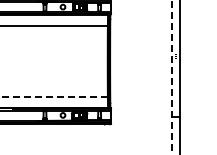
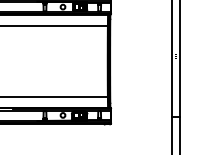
line: dashed -> solid (172, 77)
line: dashed -> solid (53, 97)
